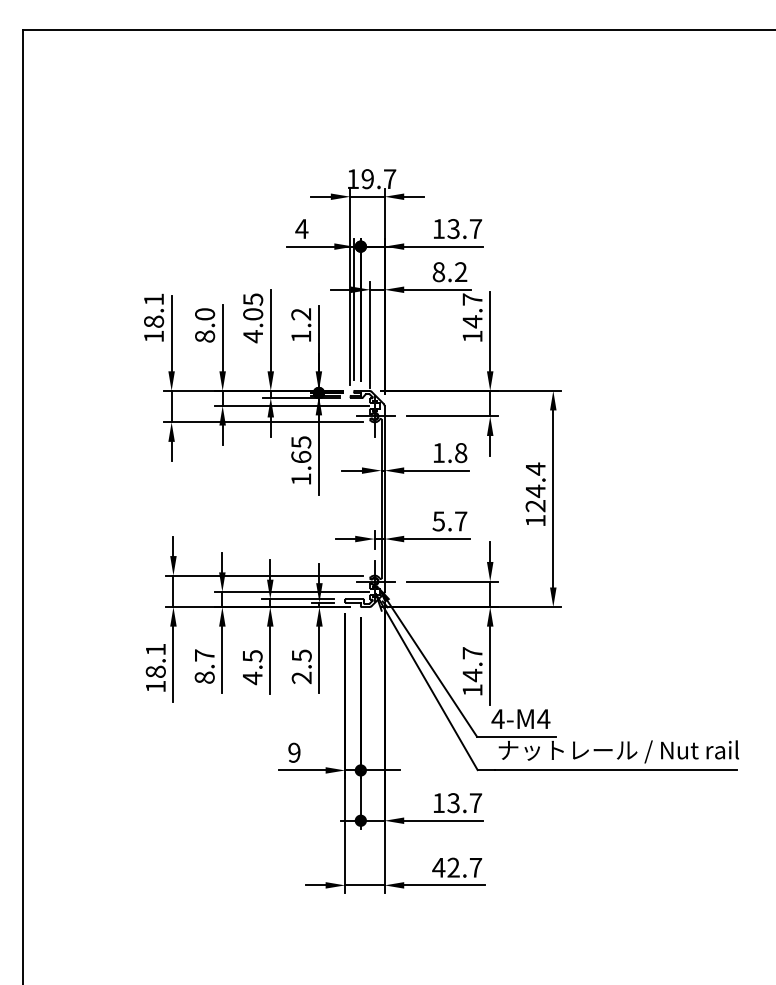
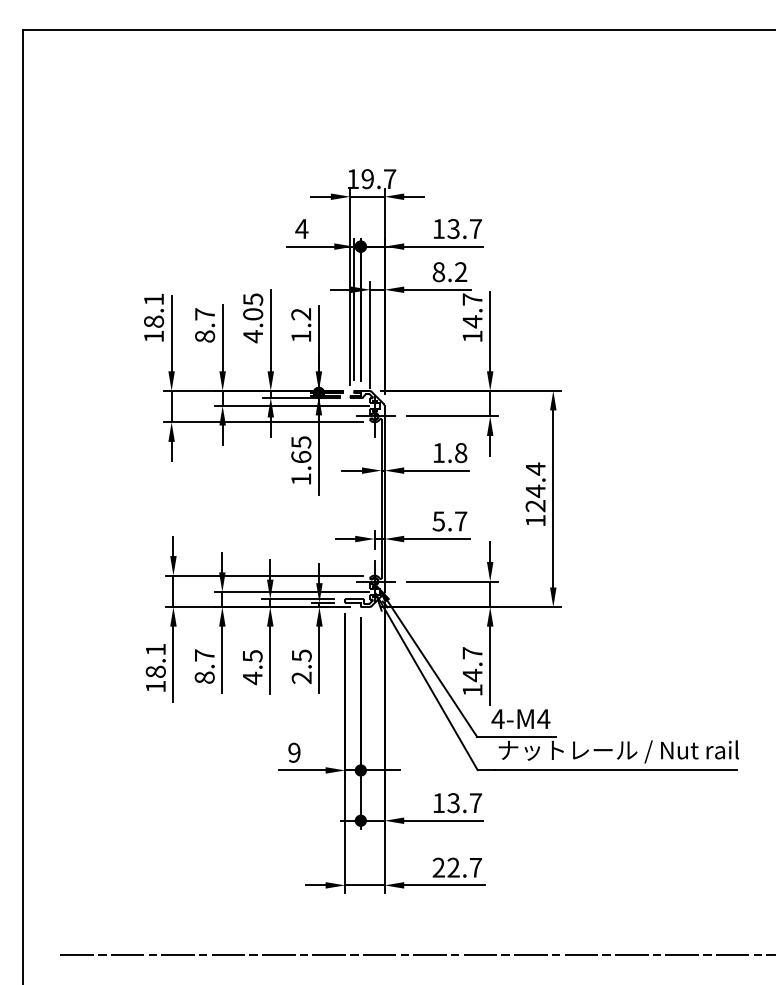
text: 8.0 -> 8.7 (205, 314)
text: 42.7 -> 22.7 (438, 867)
line: none -> present (416, 955)
